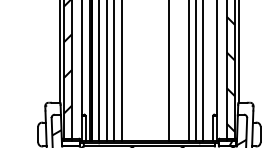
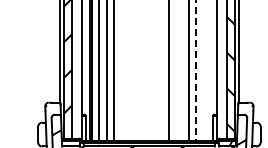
line: solid -> dashed (196, 70)
line: present -> none (122, 71)
line: present -> none (203, 71)
